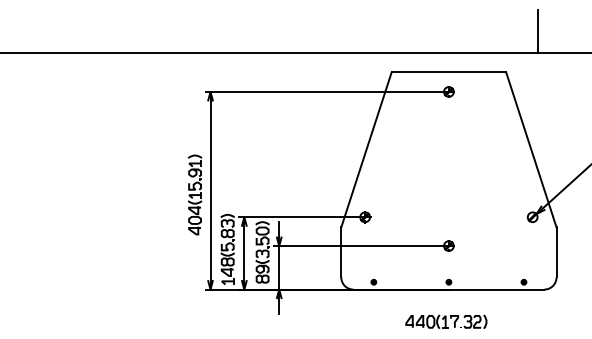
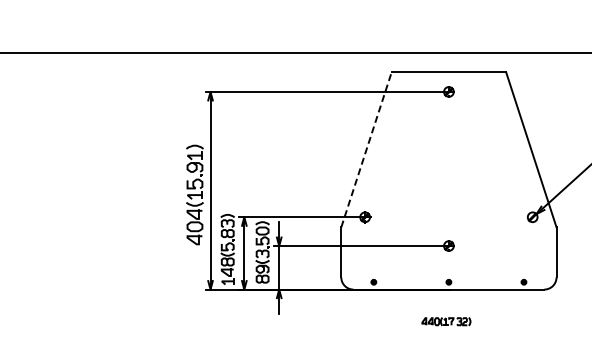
line: present -> none (538, 31)
line: solid -> dashed (366, 149)
part size: 15x82 px -> 18x102 px (194, 194)
part size: 83x15 px -> 51x10 px (446, 321)
